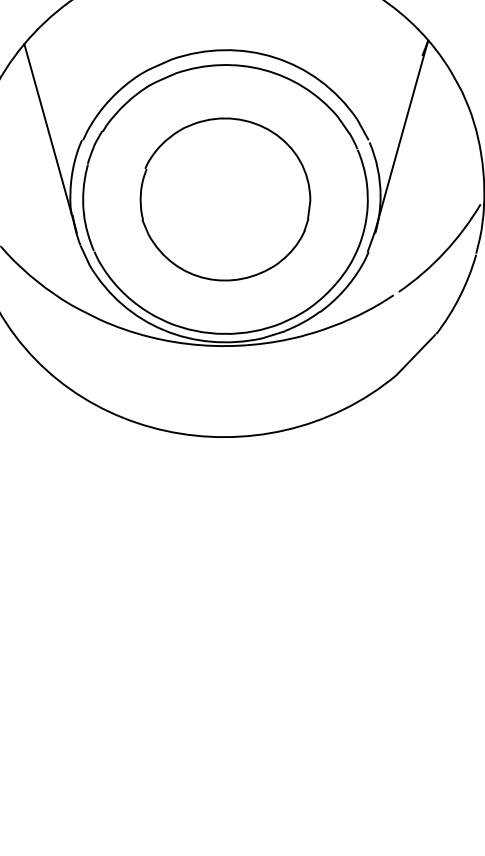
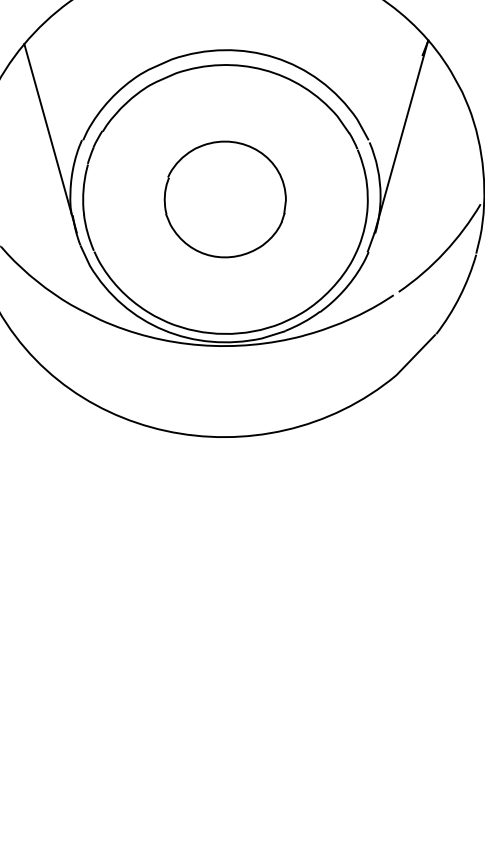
part size: 173x165 px -> 124x119 px (224, 199)
